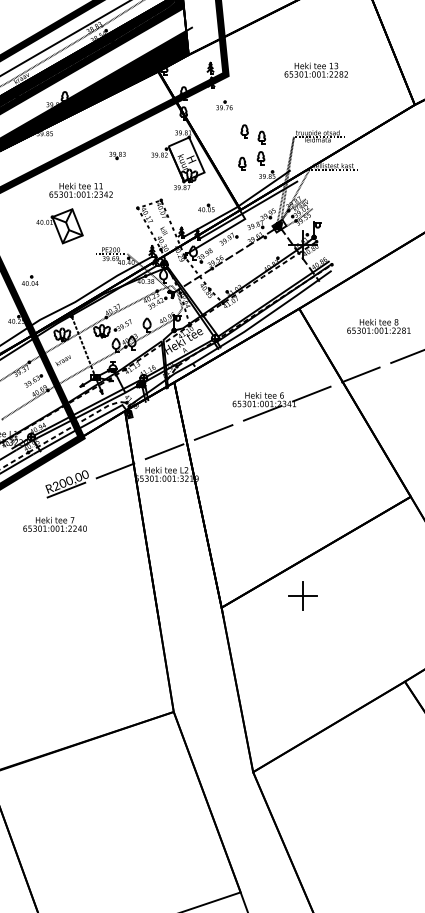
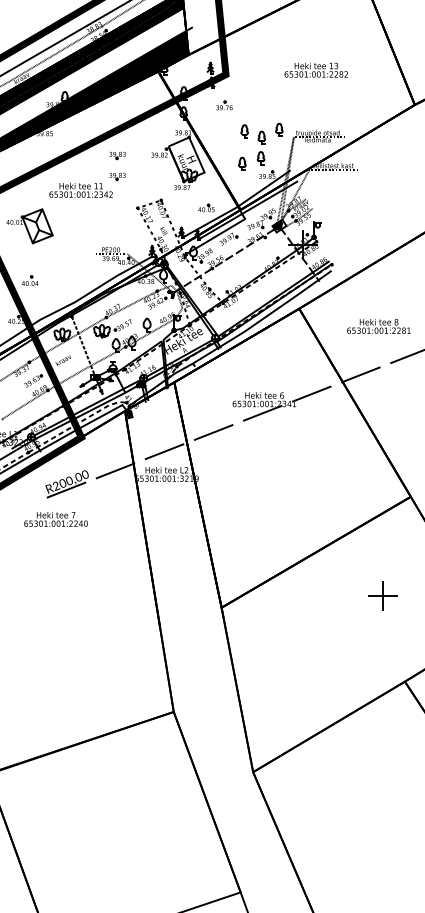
part: none -> present (279, 129)
part: none -> present (117, 176)
part position: (59, 226) -> (29, 226) (29, 226)
text position: (54, 524) -> (55, 519) (55, 519)
part position: (302, 595) -> (382, 595) (382, 595)
